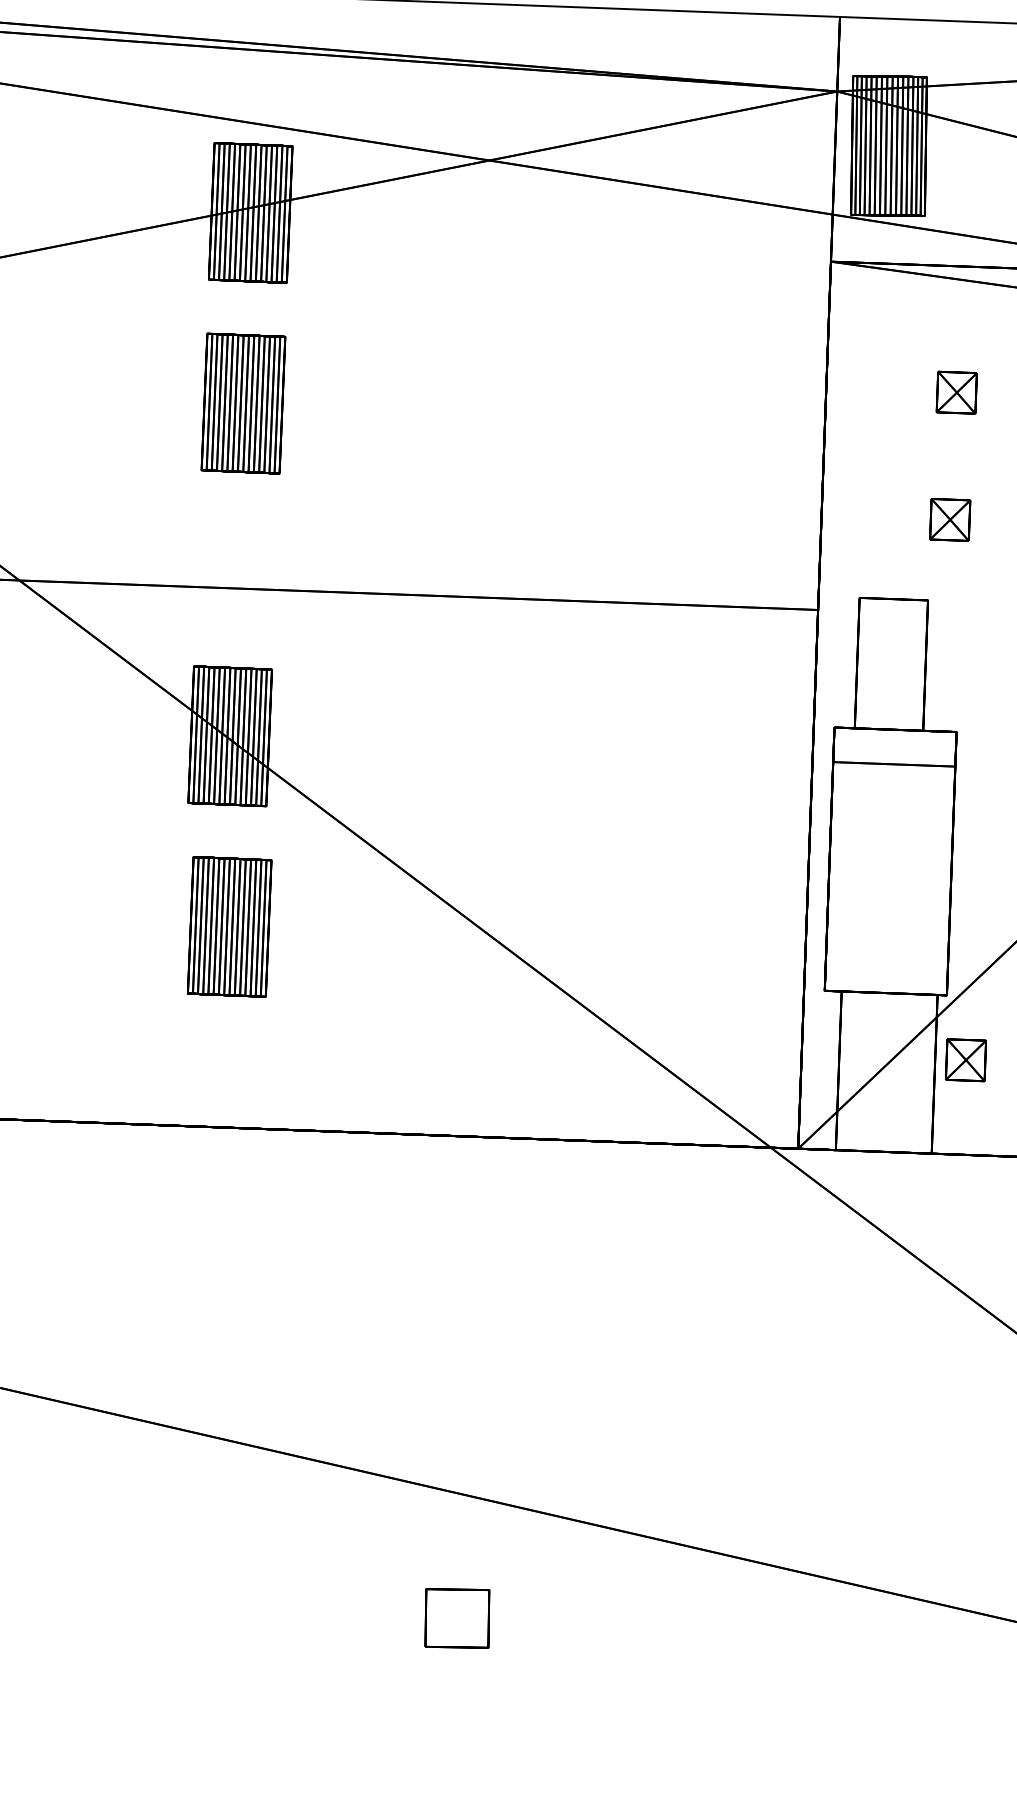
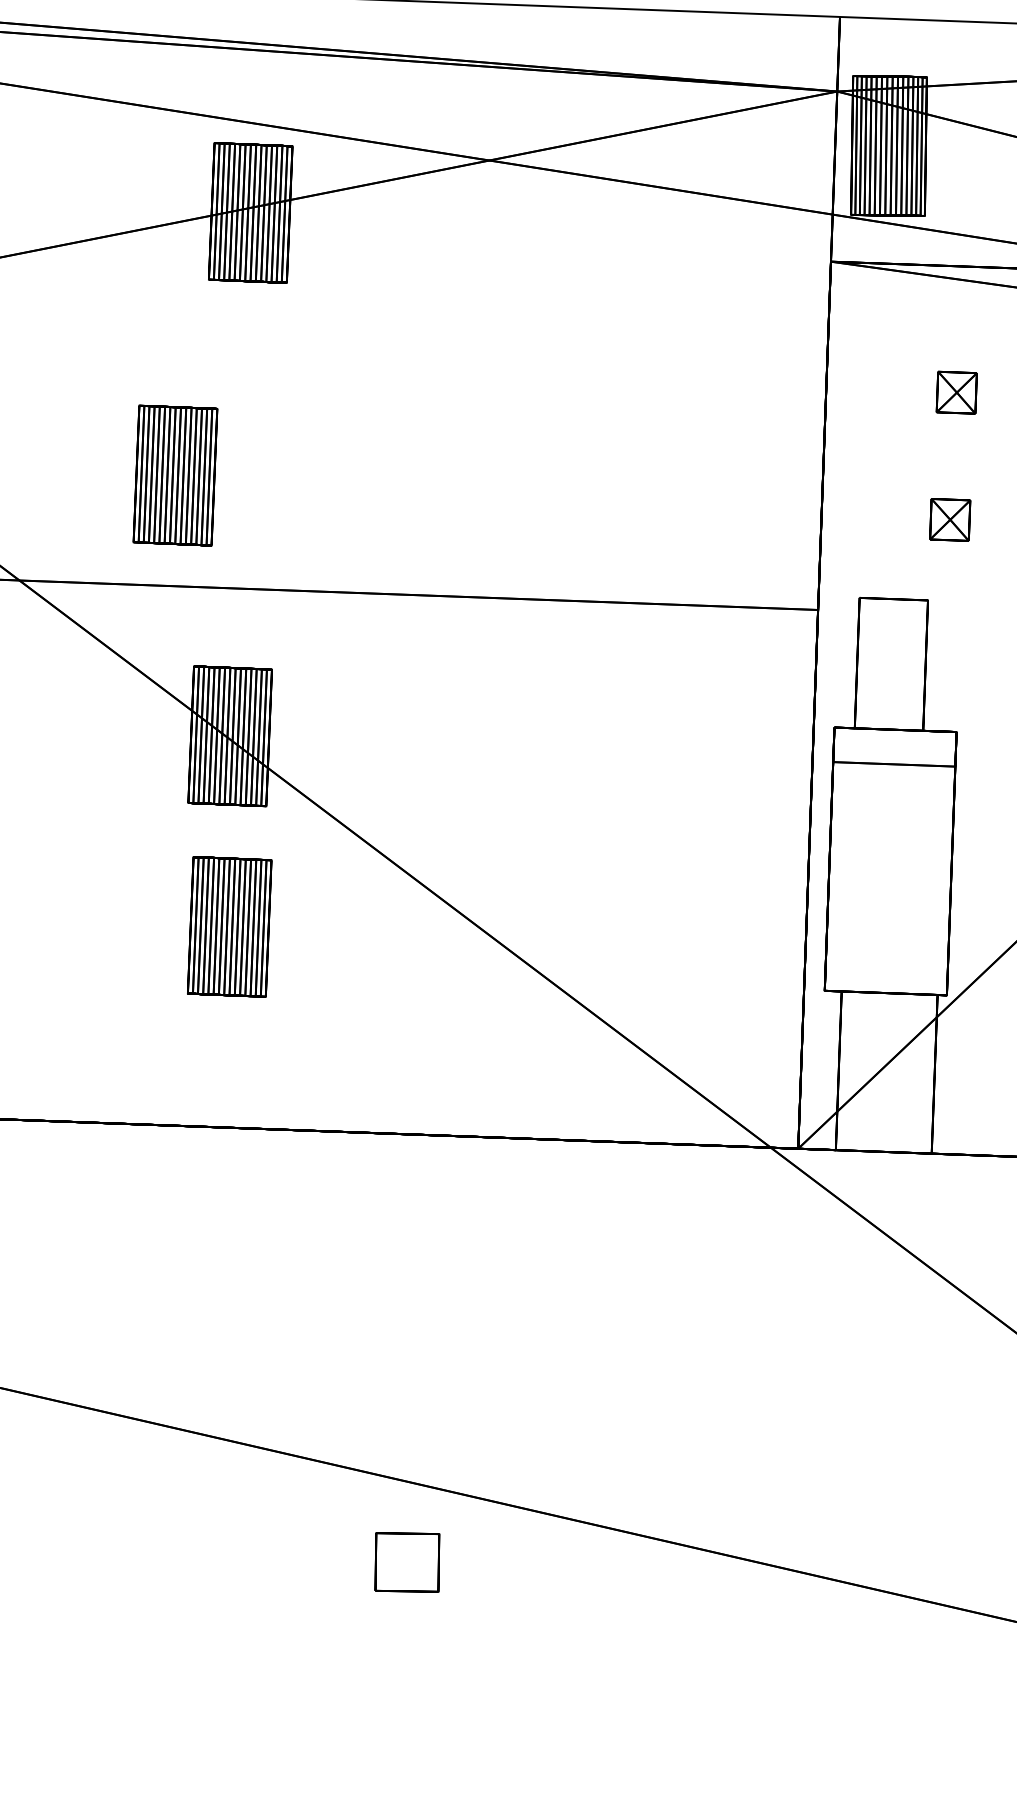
part position: (243, 403) -> (175, 475) (175, 475)
part: present -> none (965, 1060)
part position: (457, 1618) -> (407, 1562) (407, 1562)
